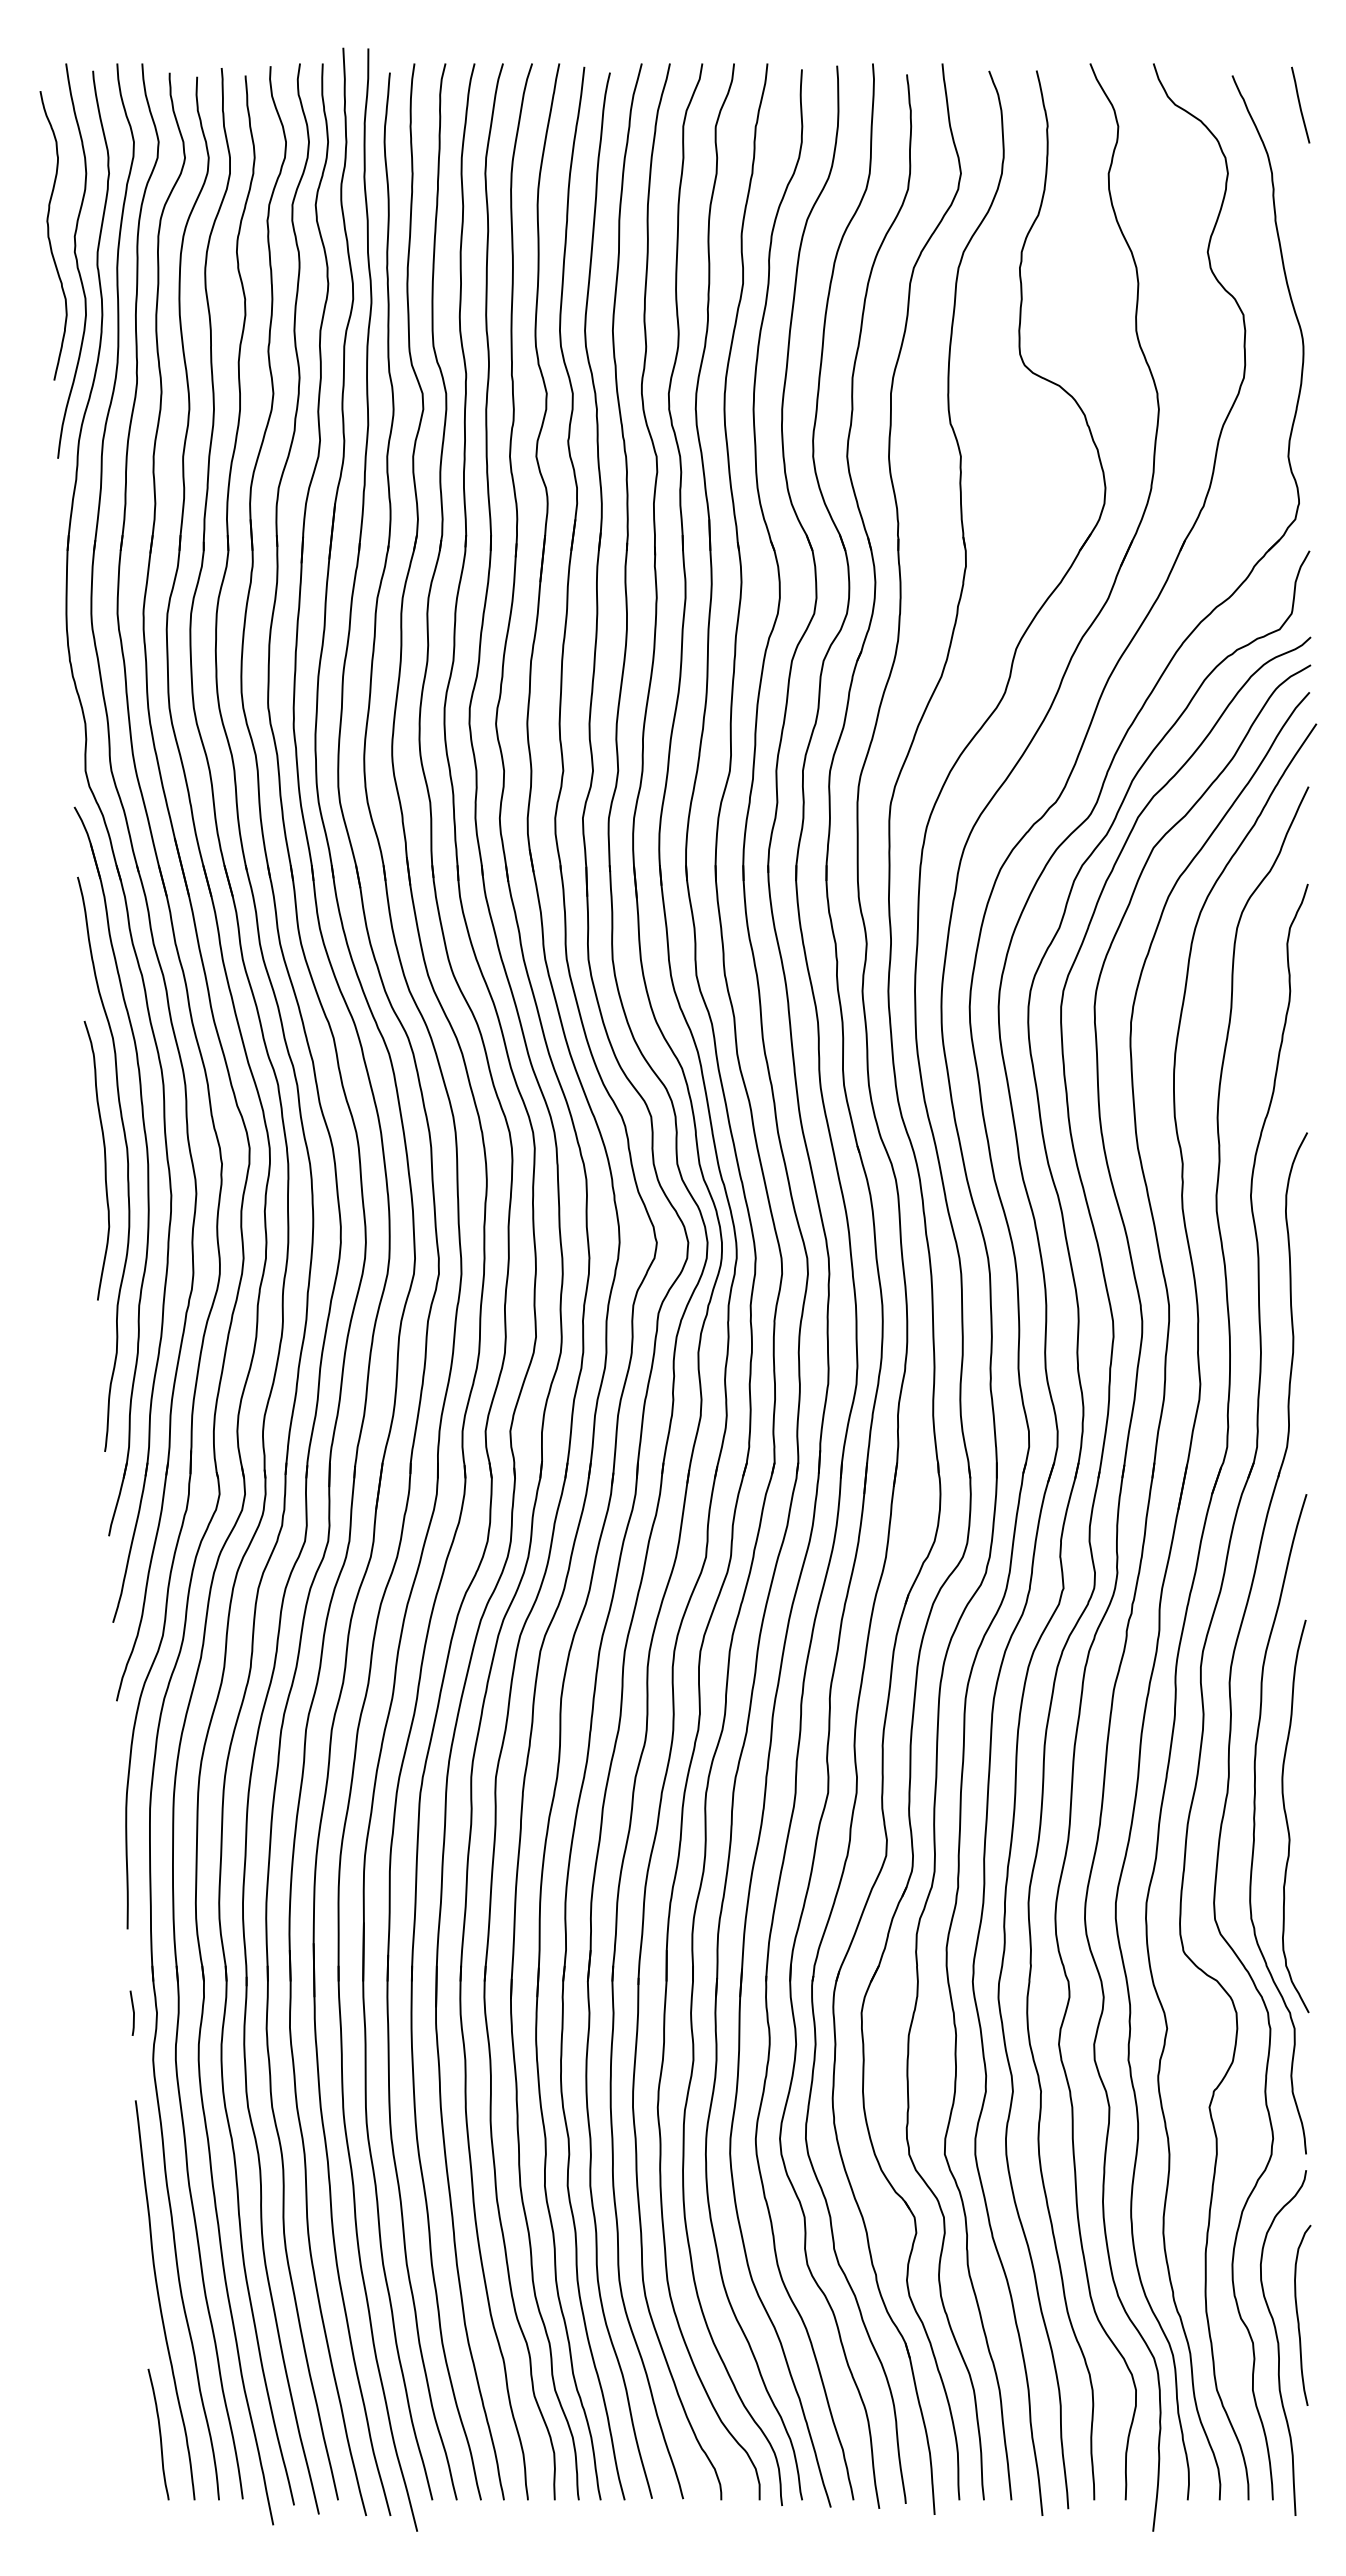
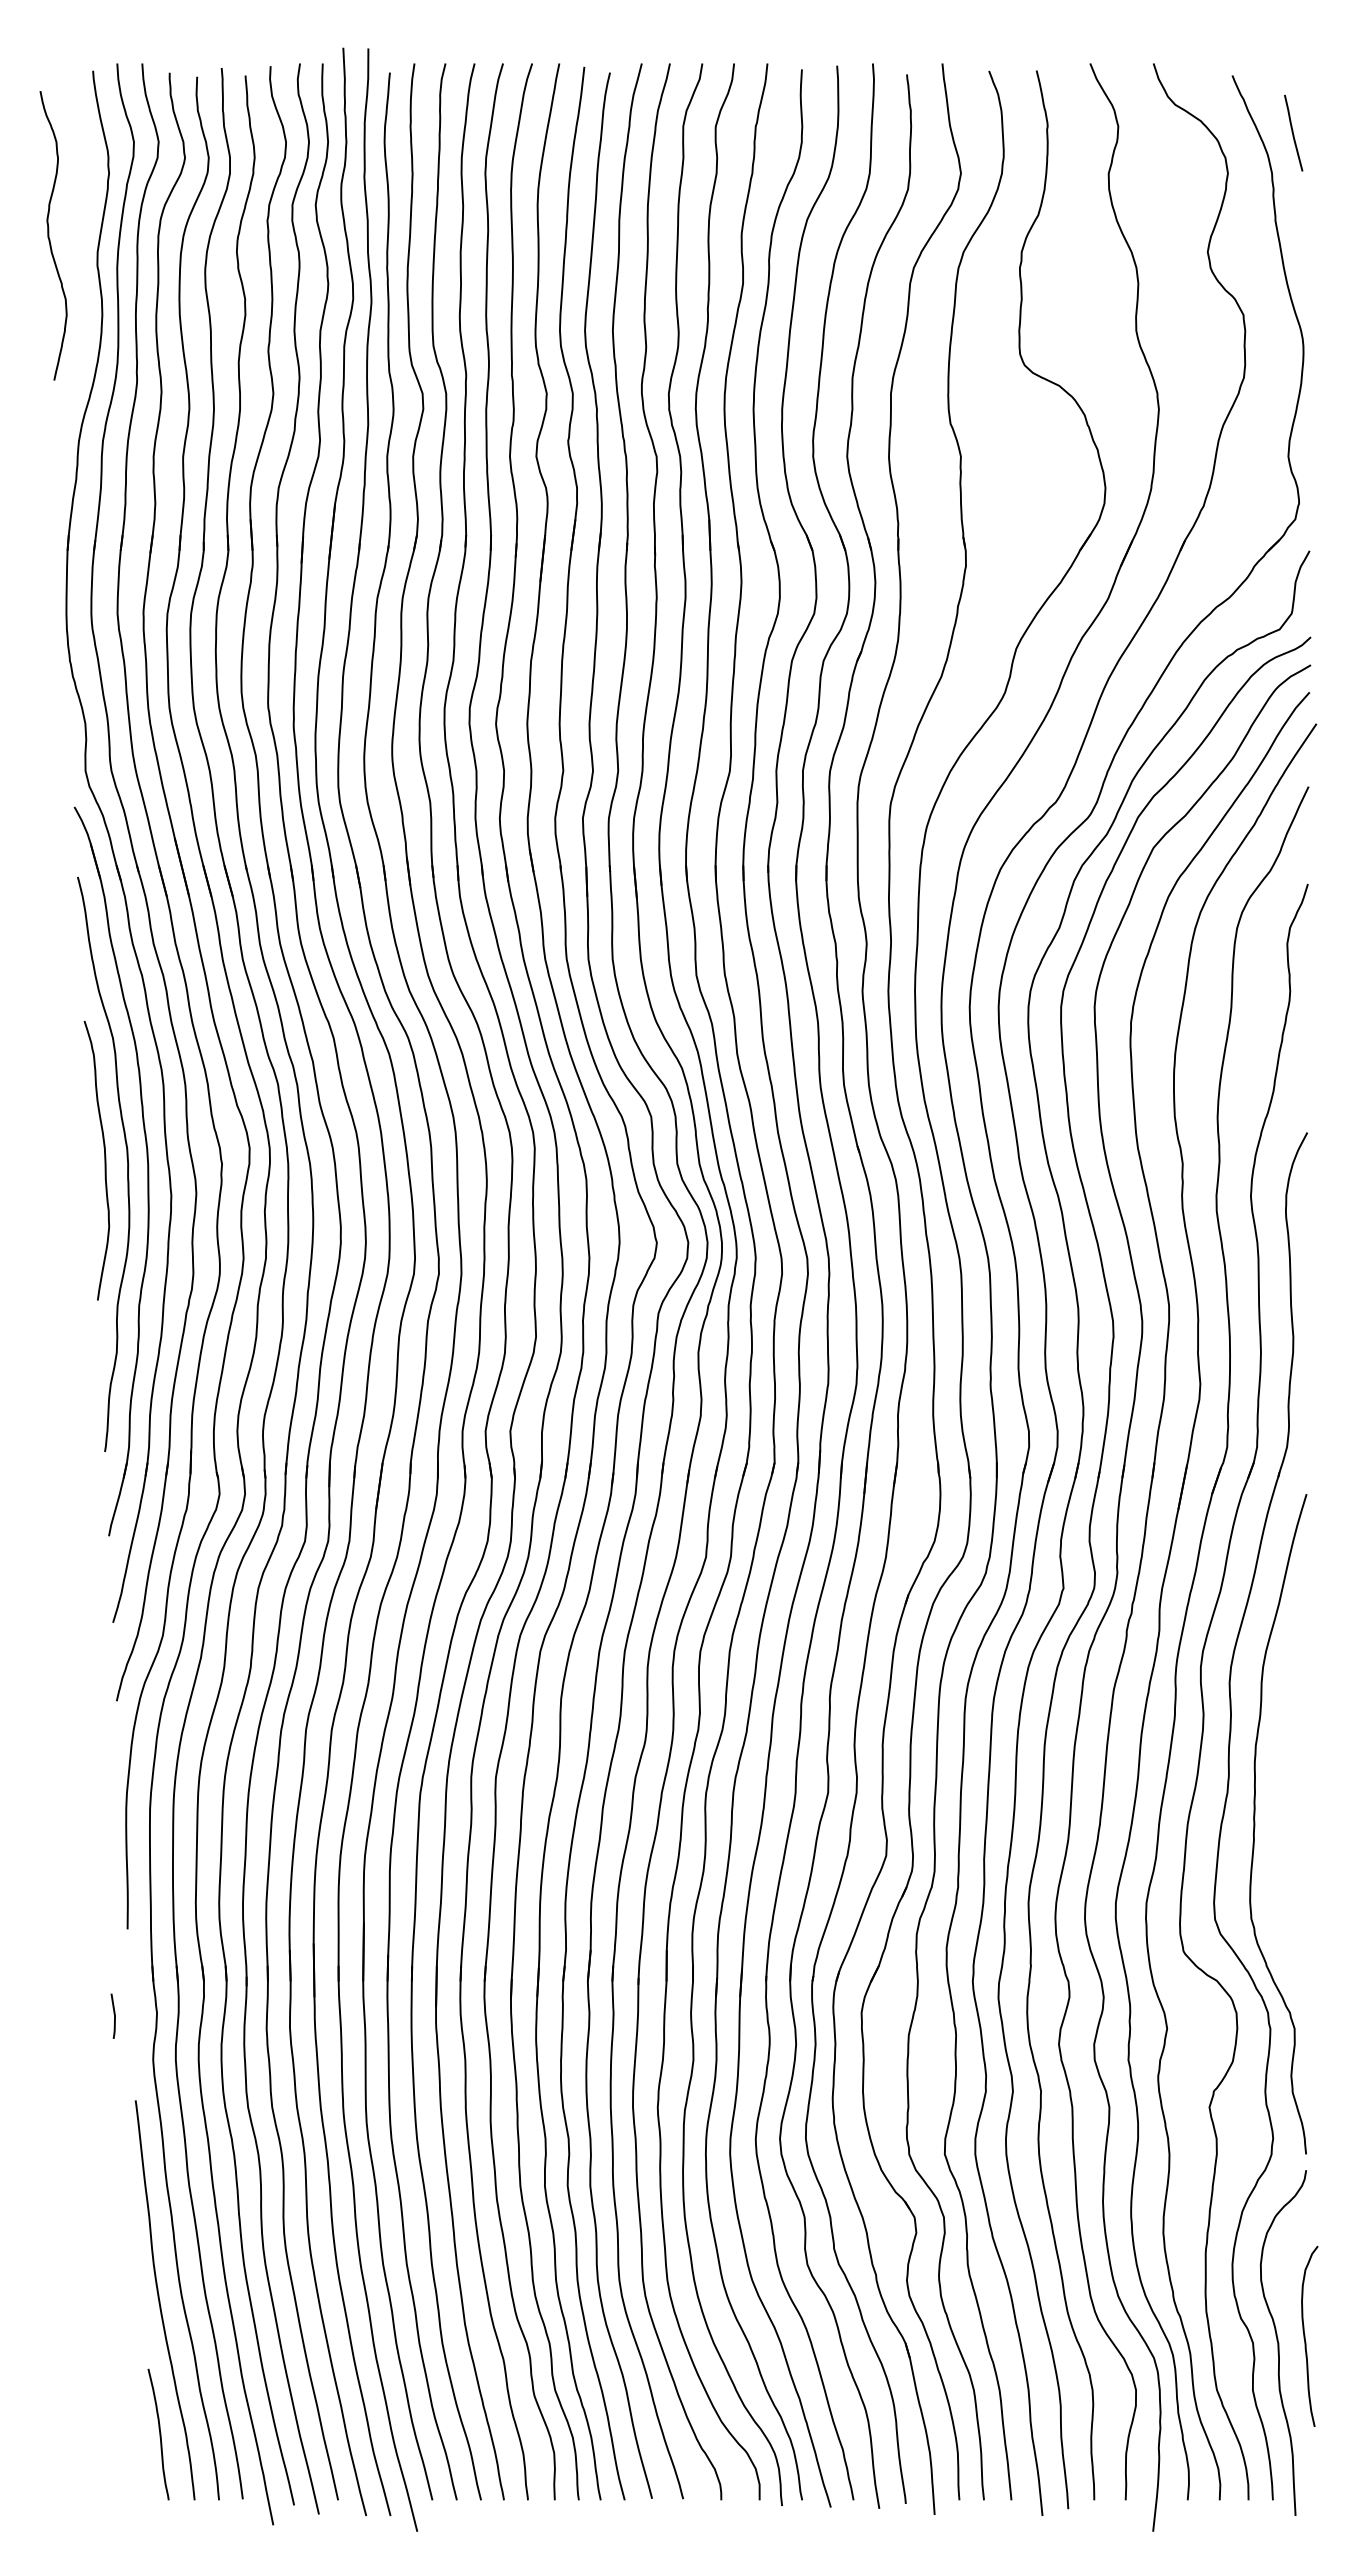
line position: (1300, 104) -> (1293, 132) (1293, 132)
curve: present -> none (75, 259)
curve: present -> none (1287, 1817)
line position: (132, 2011) -> (113, 2014) (113, 2014)
curve position: (1298, 2314) -> (1305, 2335) (1305, 2335)
